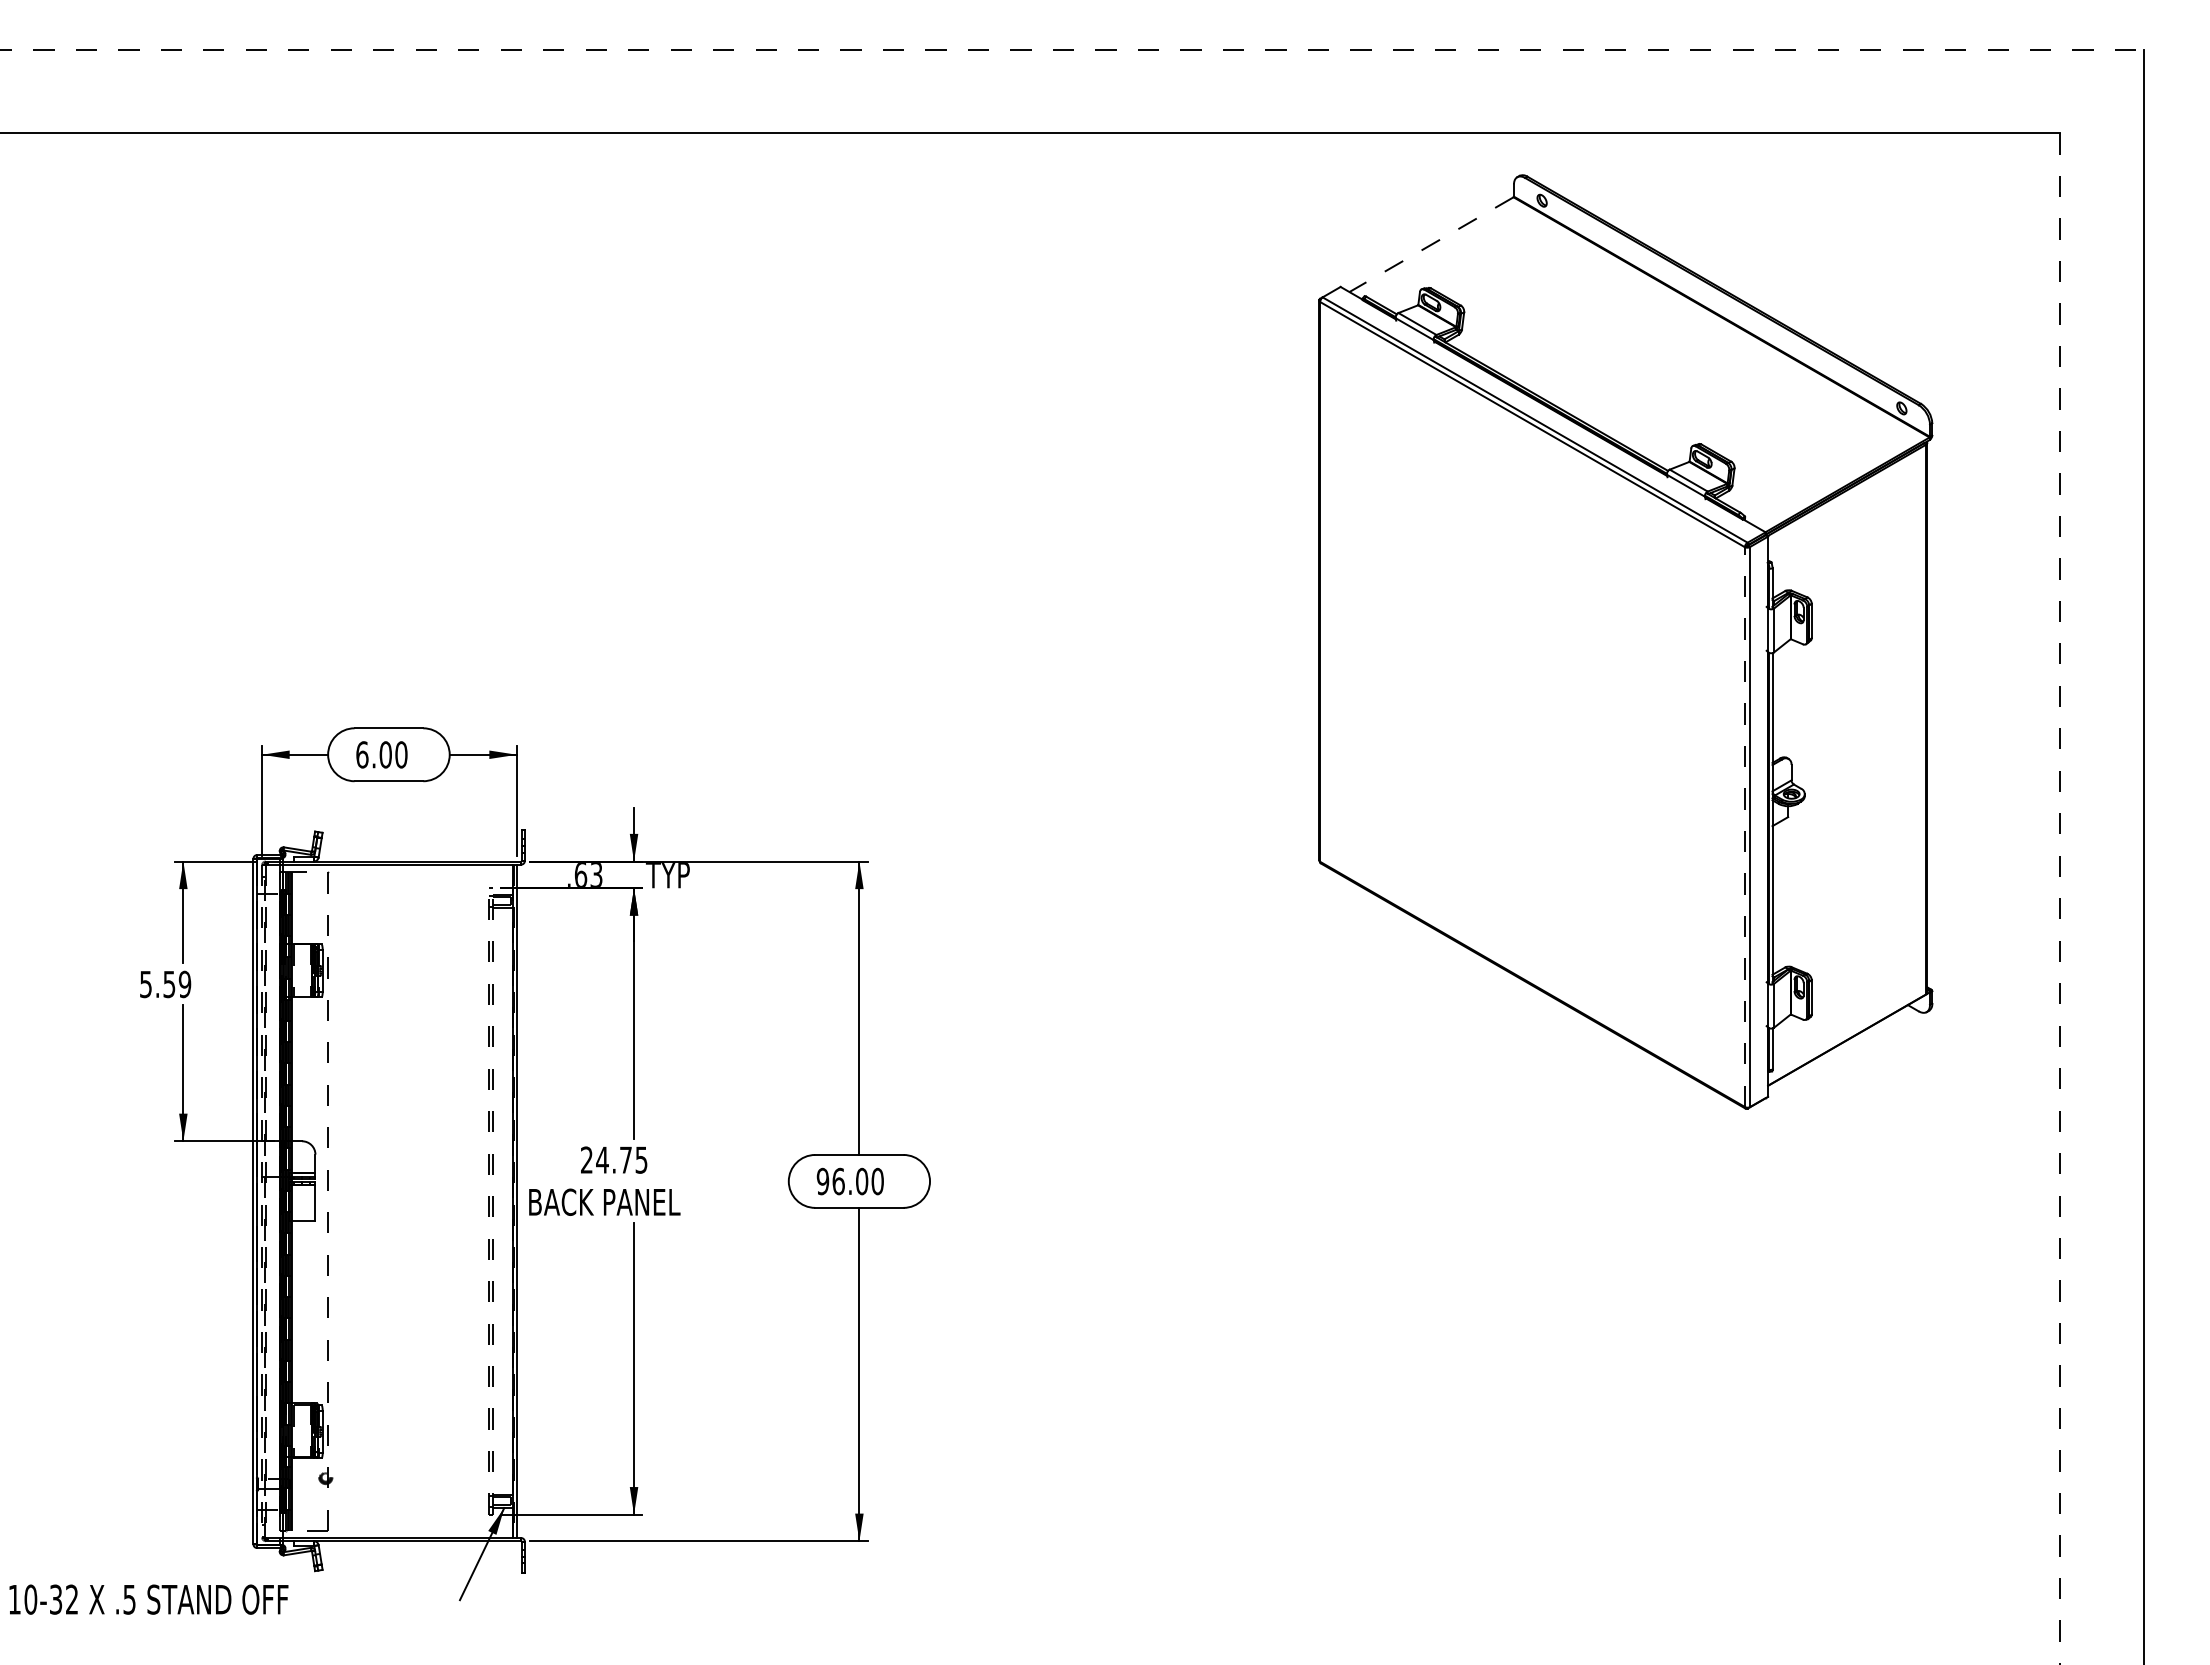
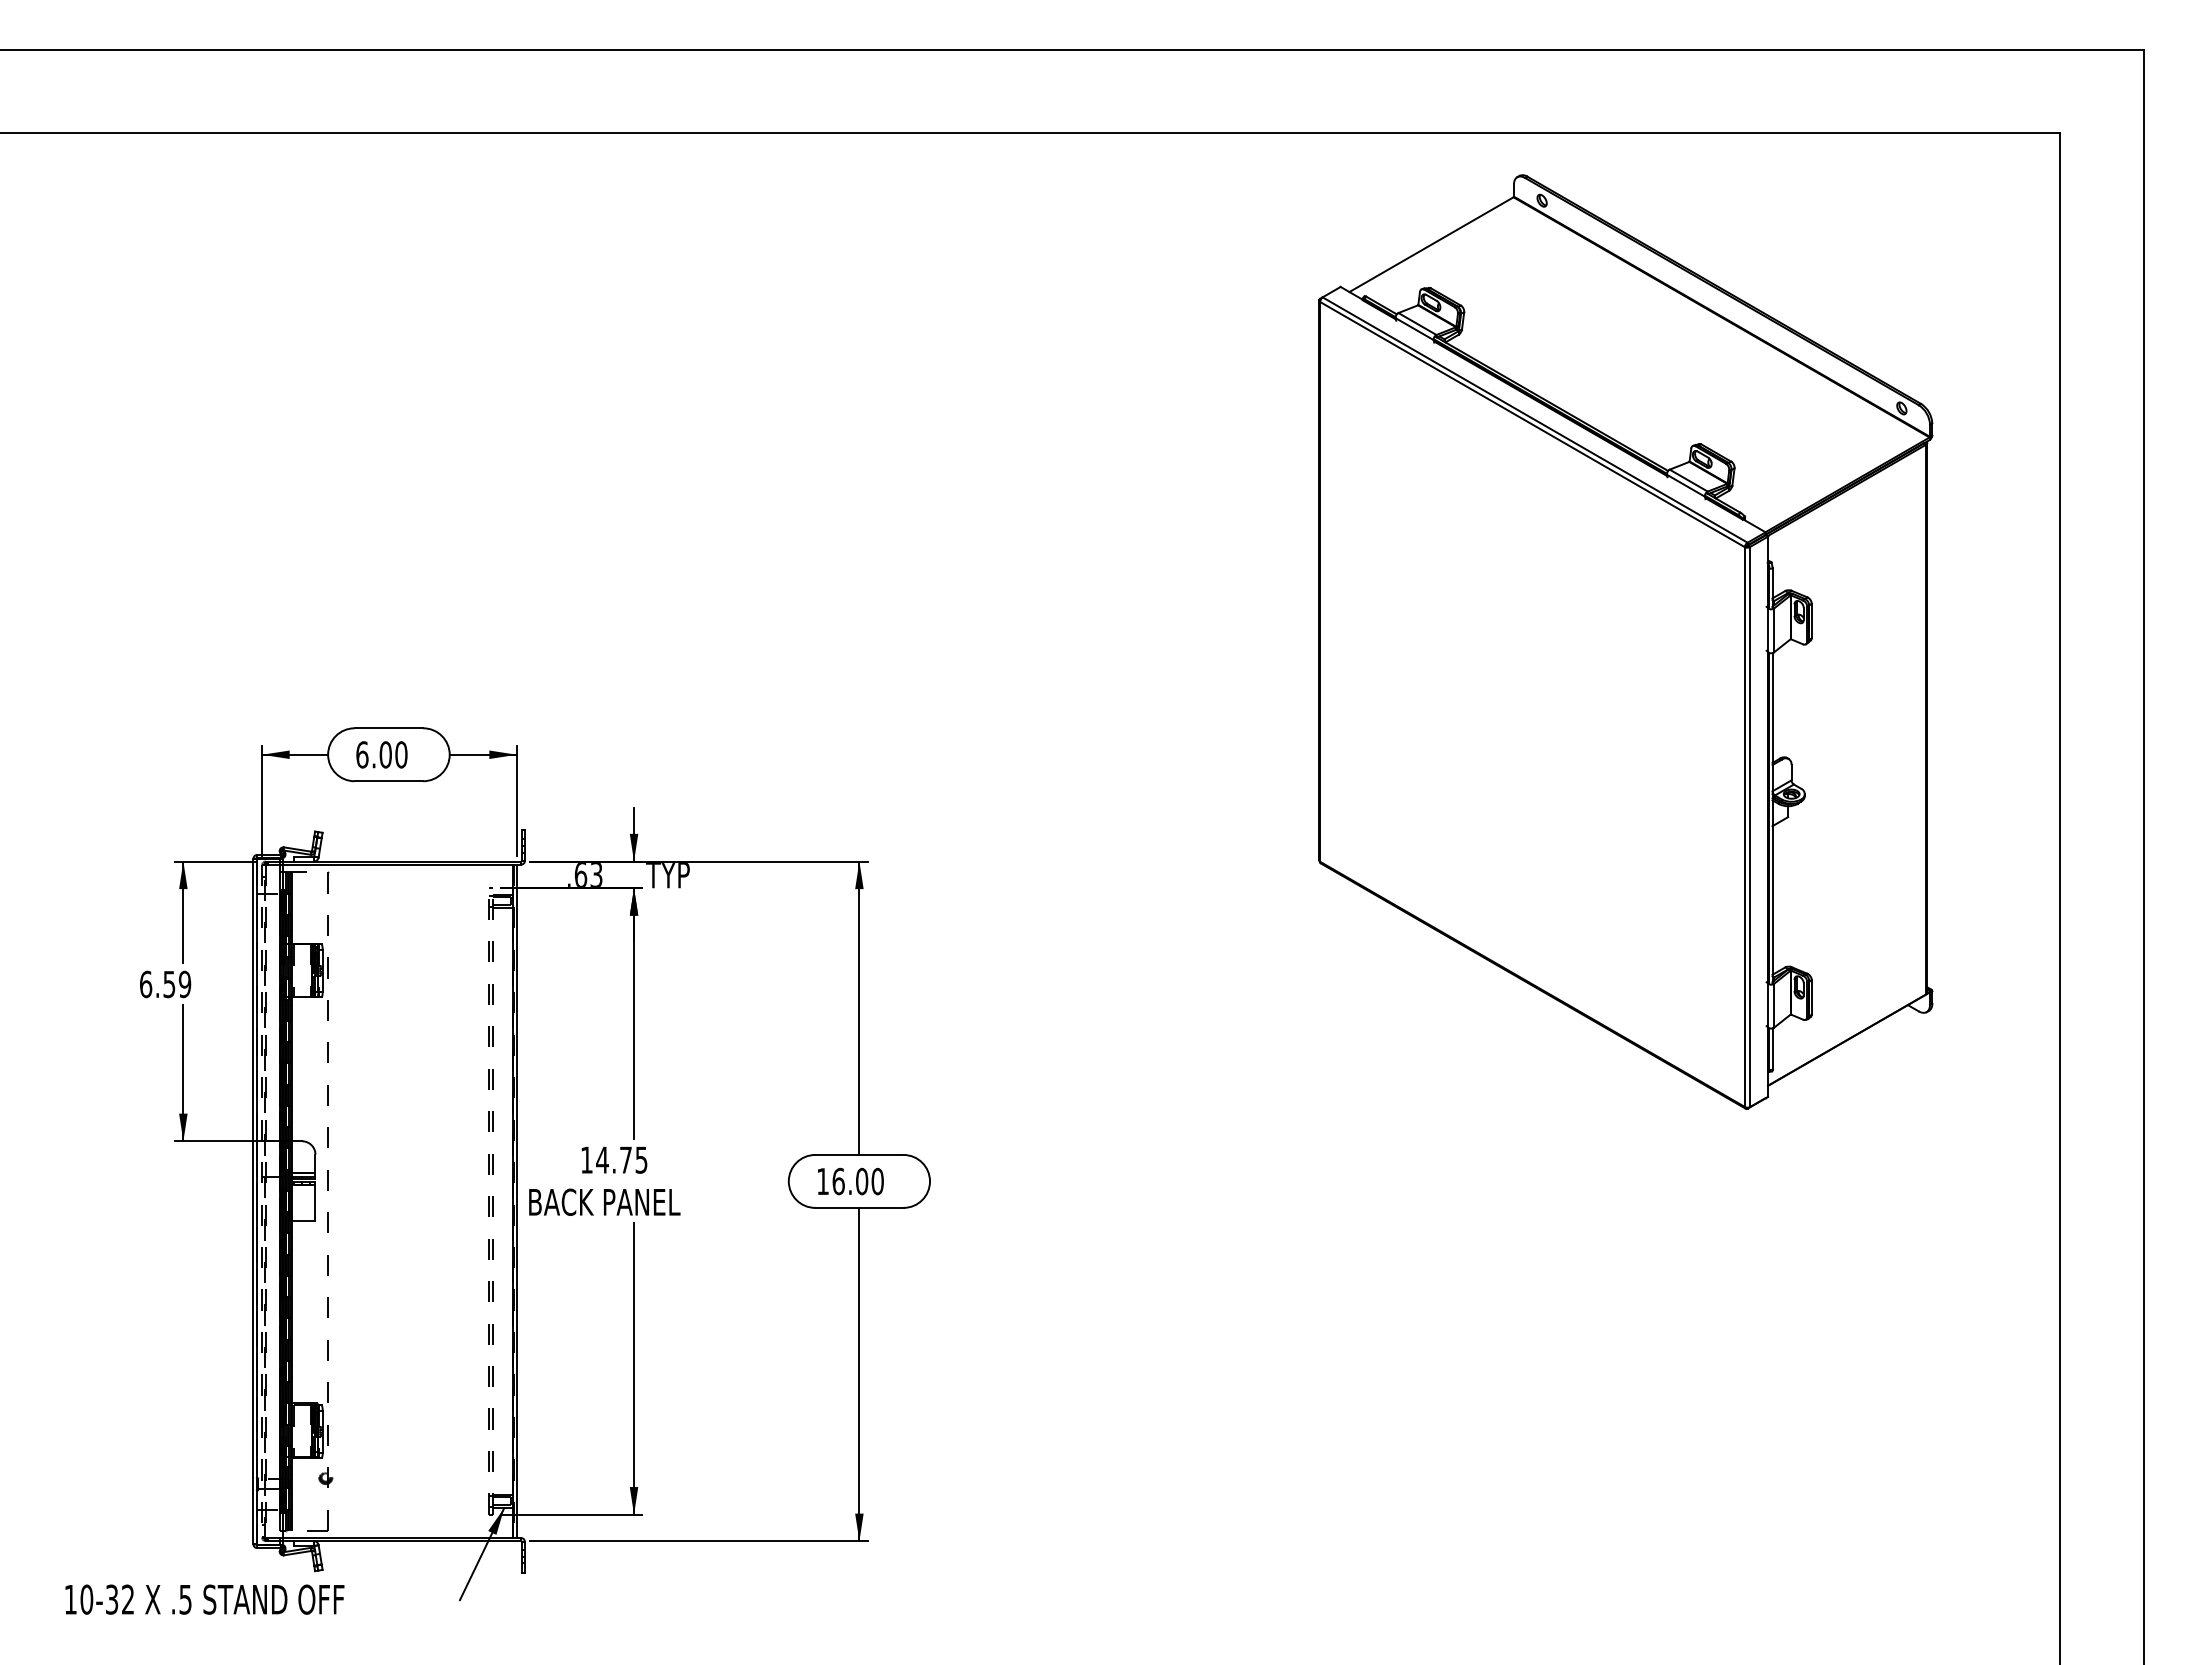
line: dashed -> solid (1071, 49)
line: dashed -> solid (1431, 244)
line: dashed -> solid (1744, 827)
line: dashed -> solid (2060, 899)
text: 5.59 -> 6.59 (146, 984)
text: 24.75 -> 14.75 (586, 1159)
text: 96.00 -> 16.00 (822, 1181)
text position: (148, 1599) -> (204, 1599) (204, 1599)
